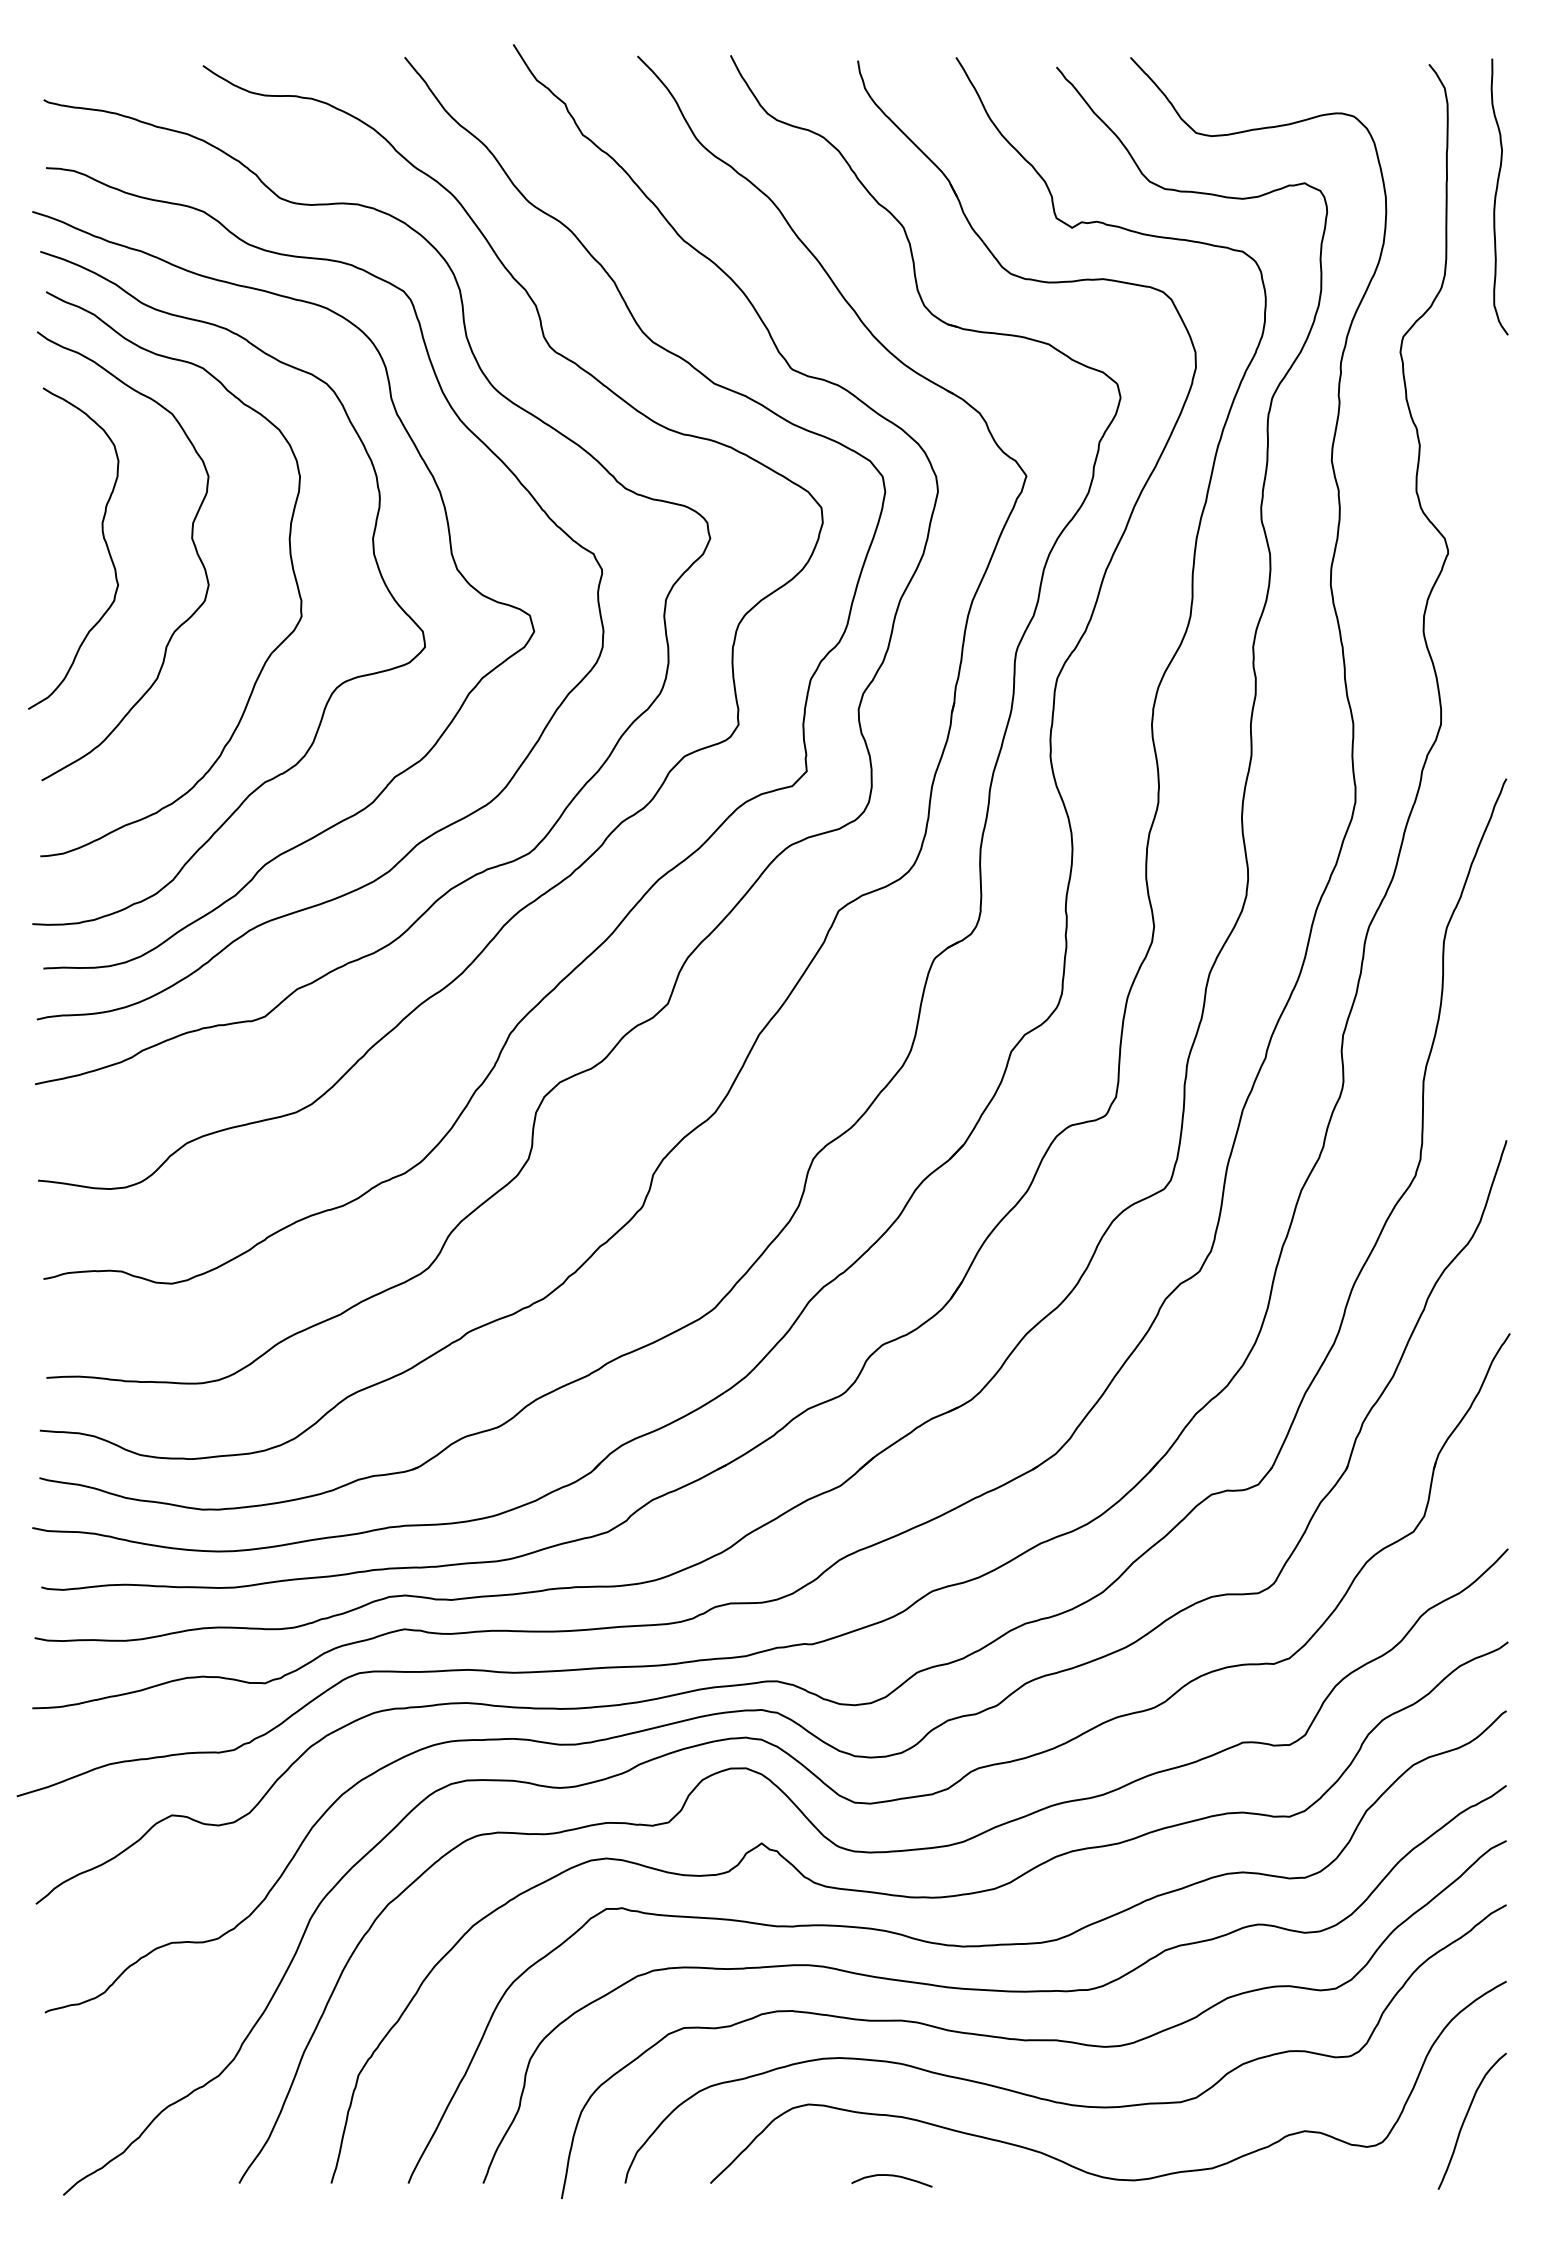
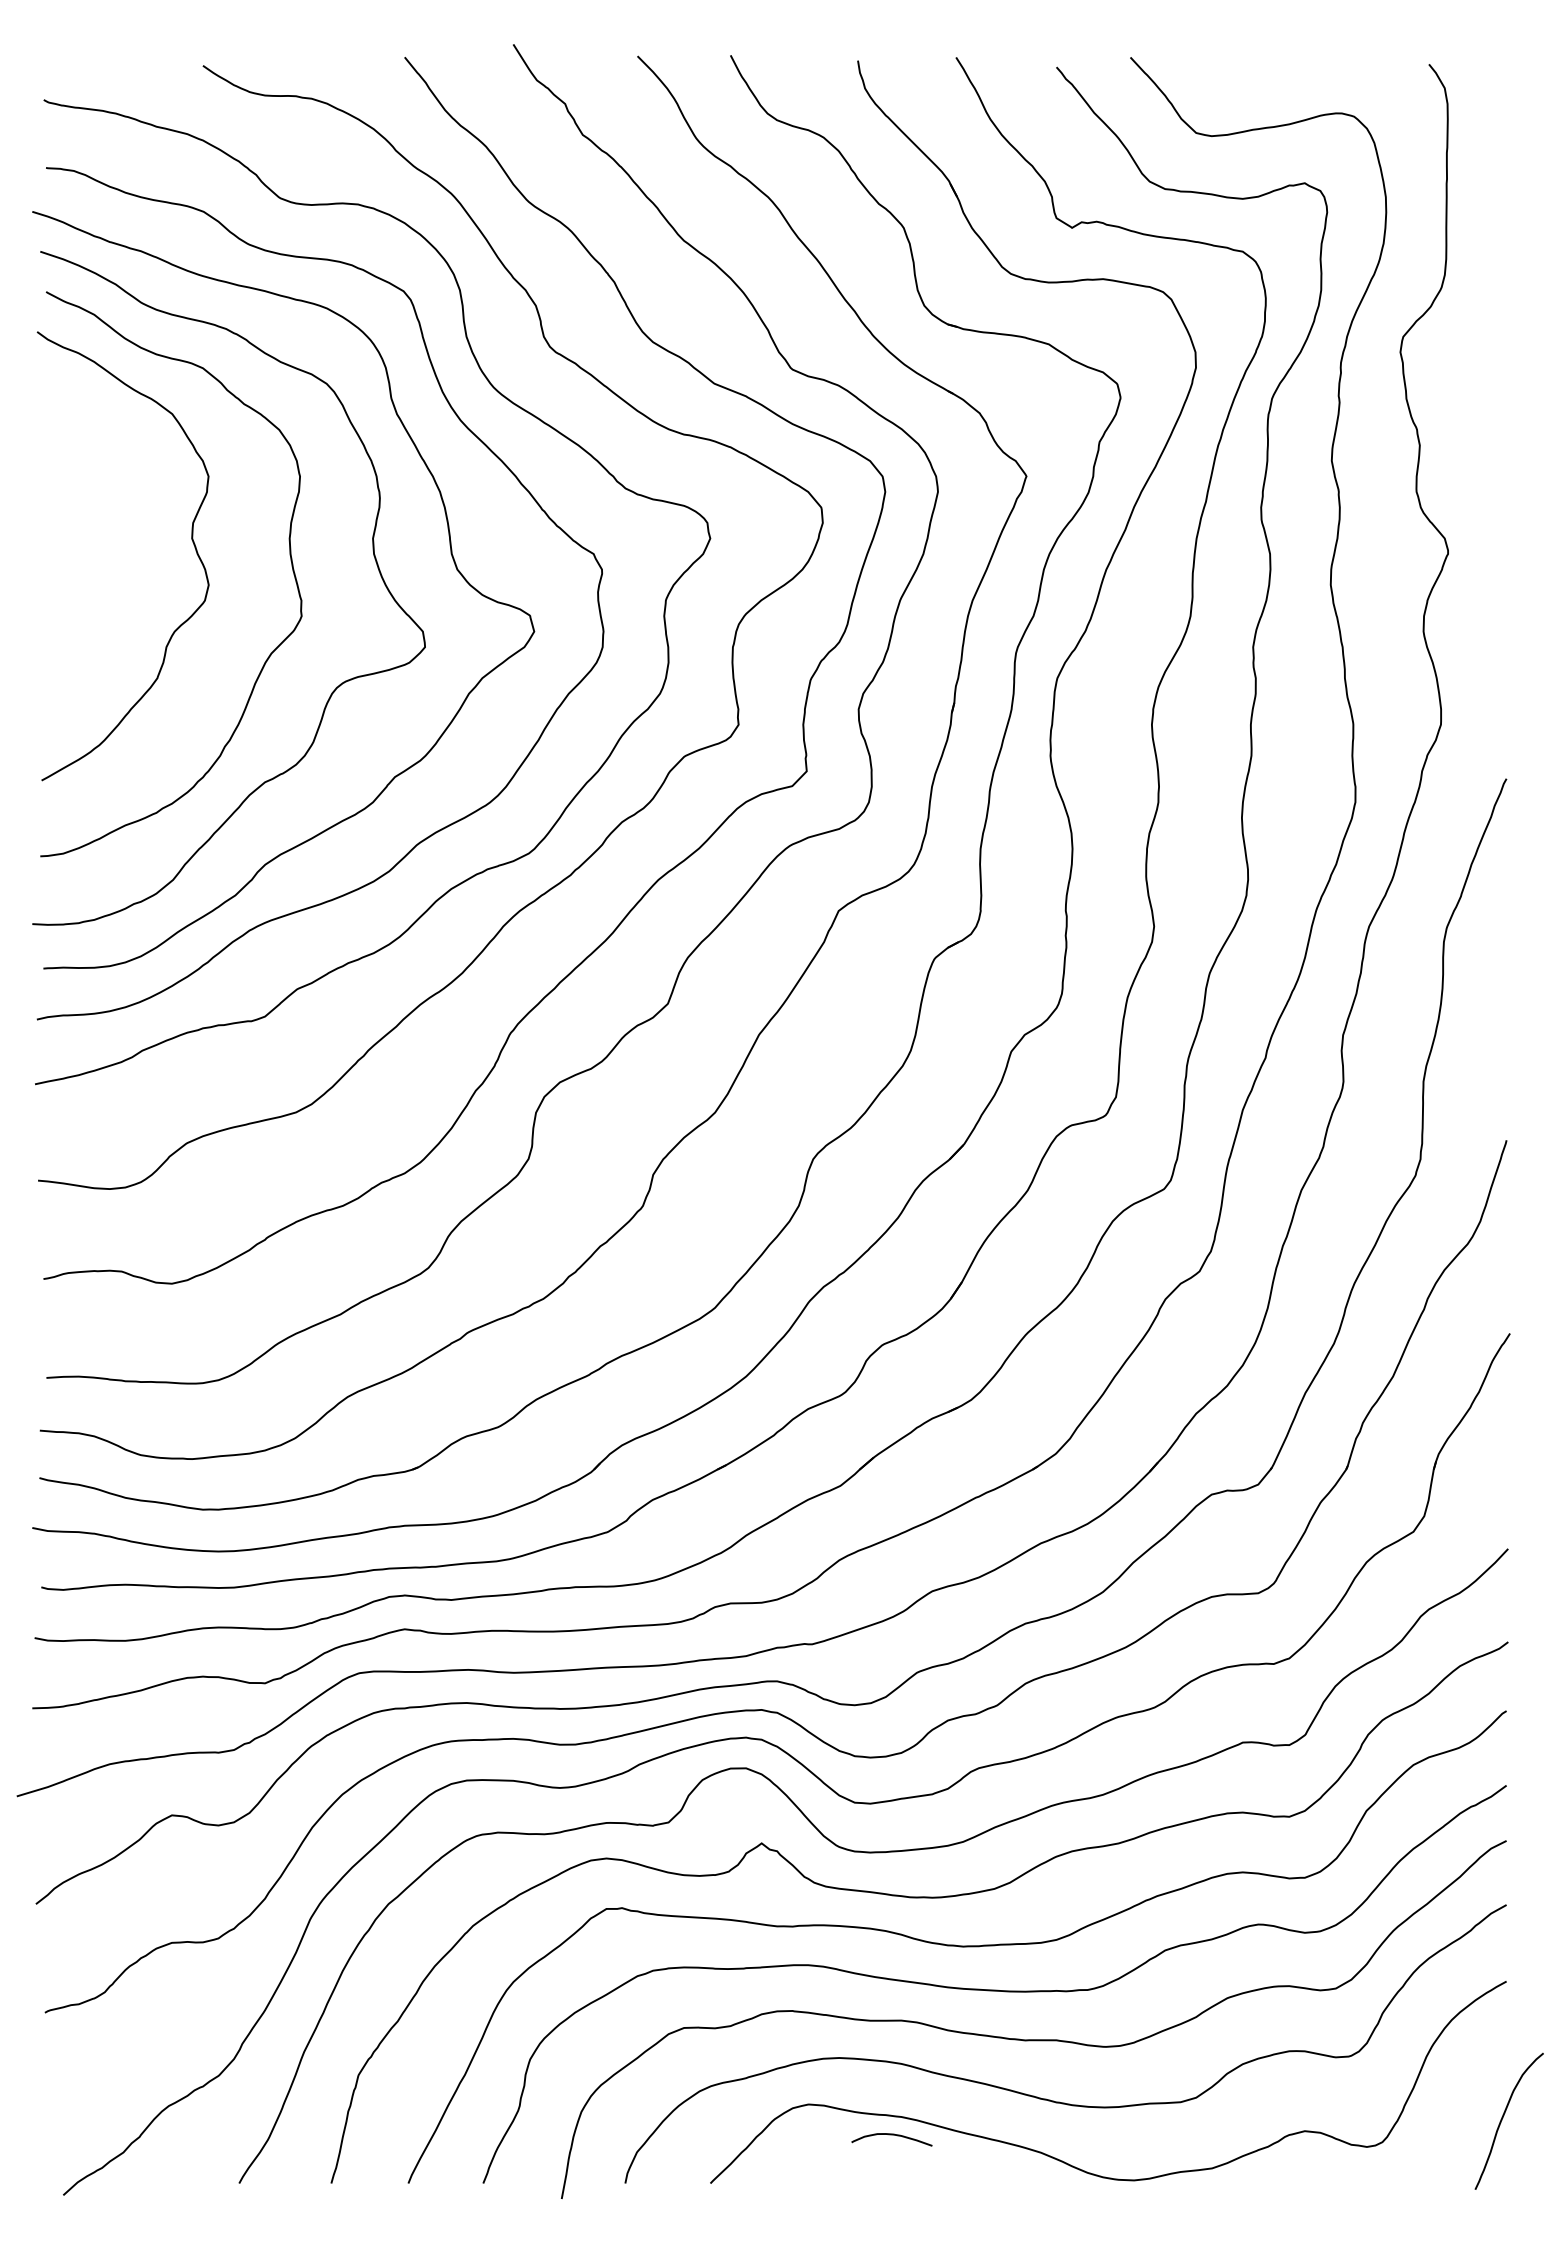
curve: present -> none (1496, 196)
curve: present -> none (103, 539)
curve position: (1466, 2118) -> (1503, 2118) (1503, 2118)
curve position: (891, 2176) -> (891, 2135) (891, 2135)
